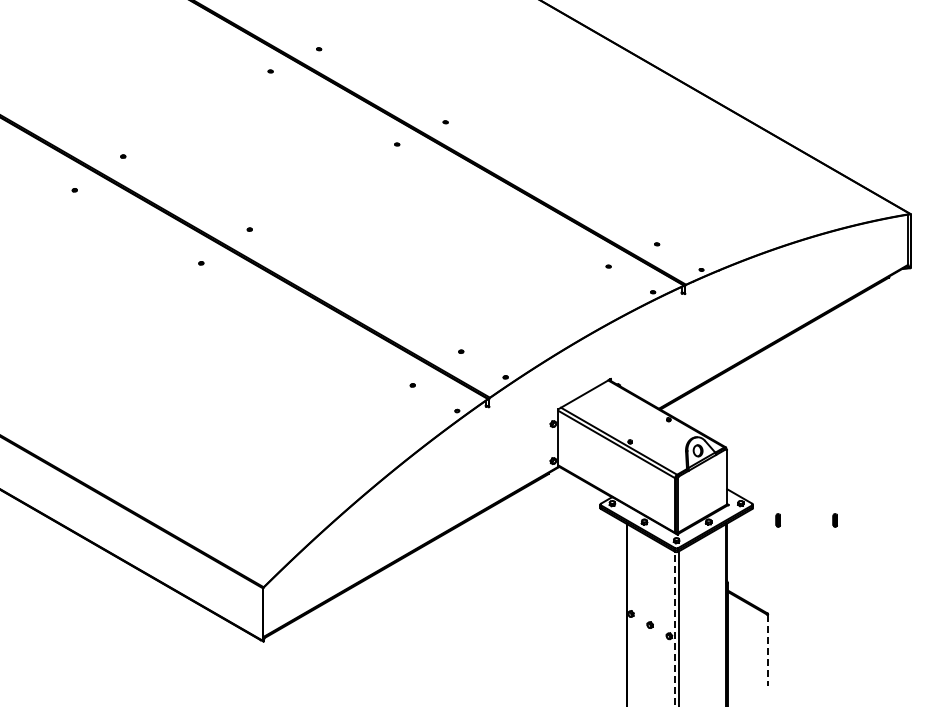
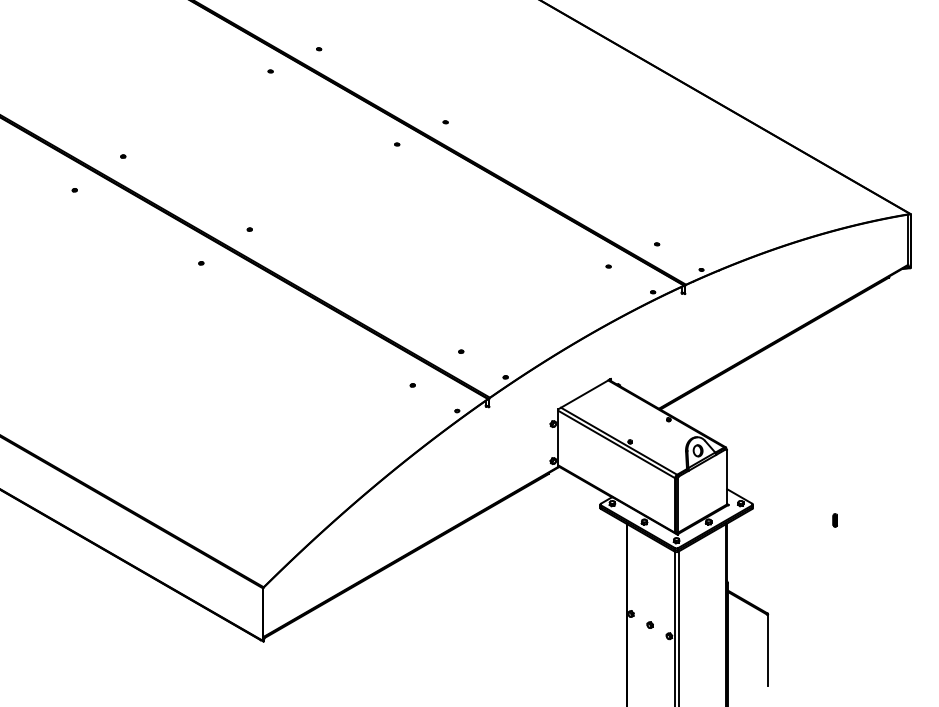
part: present -> none (777, 520)
line: dashed -> solid (674, 628)
line: dashed -> solid (768, 651)
